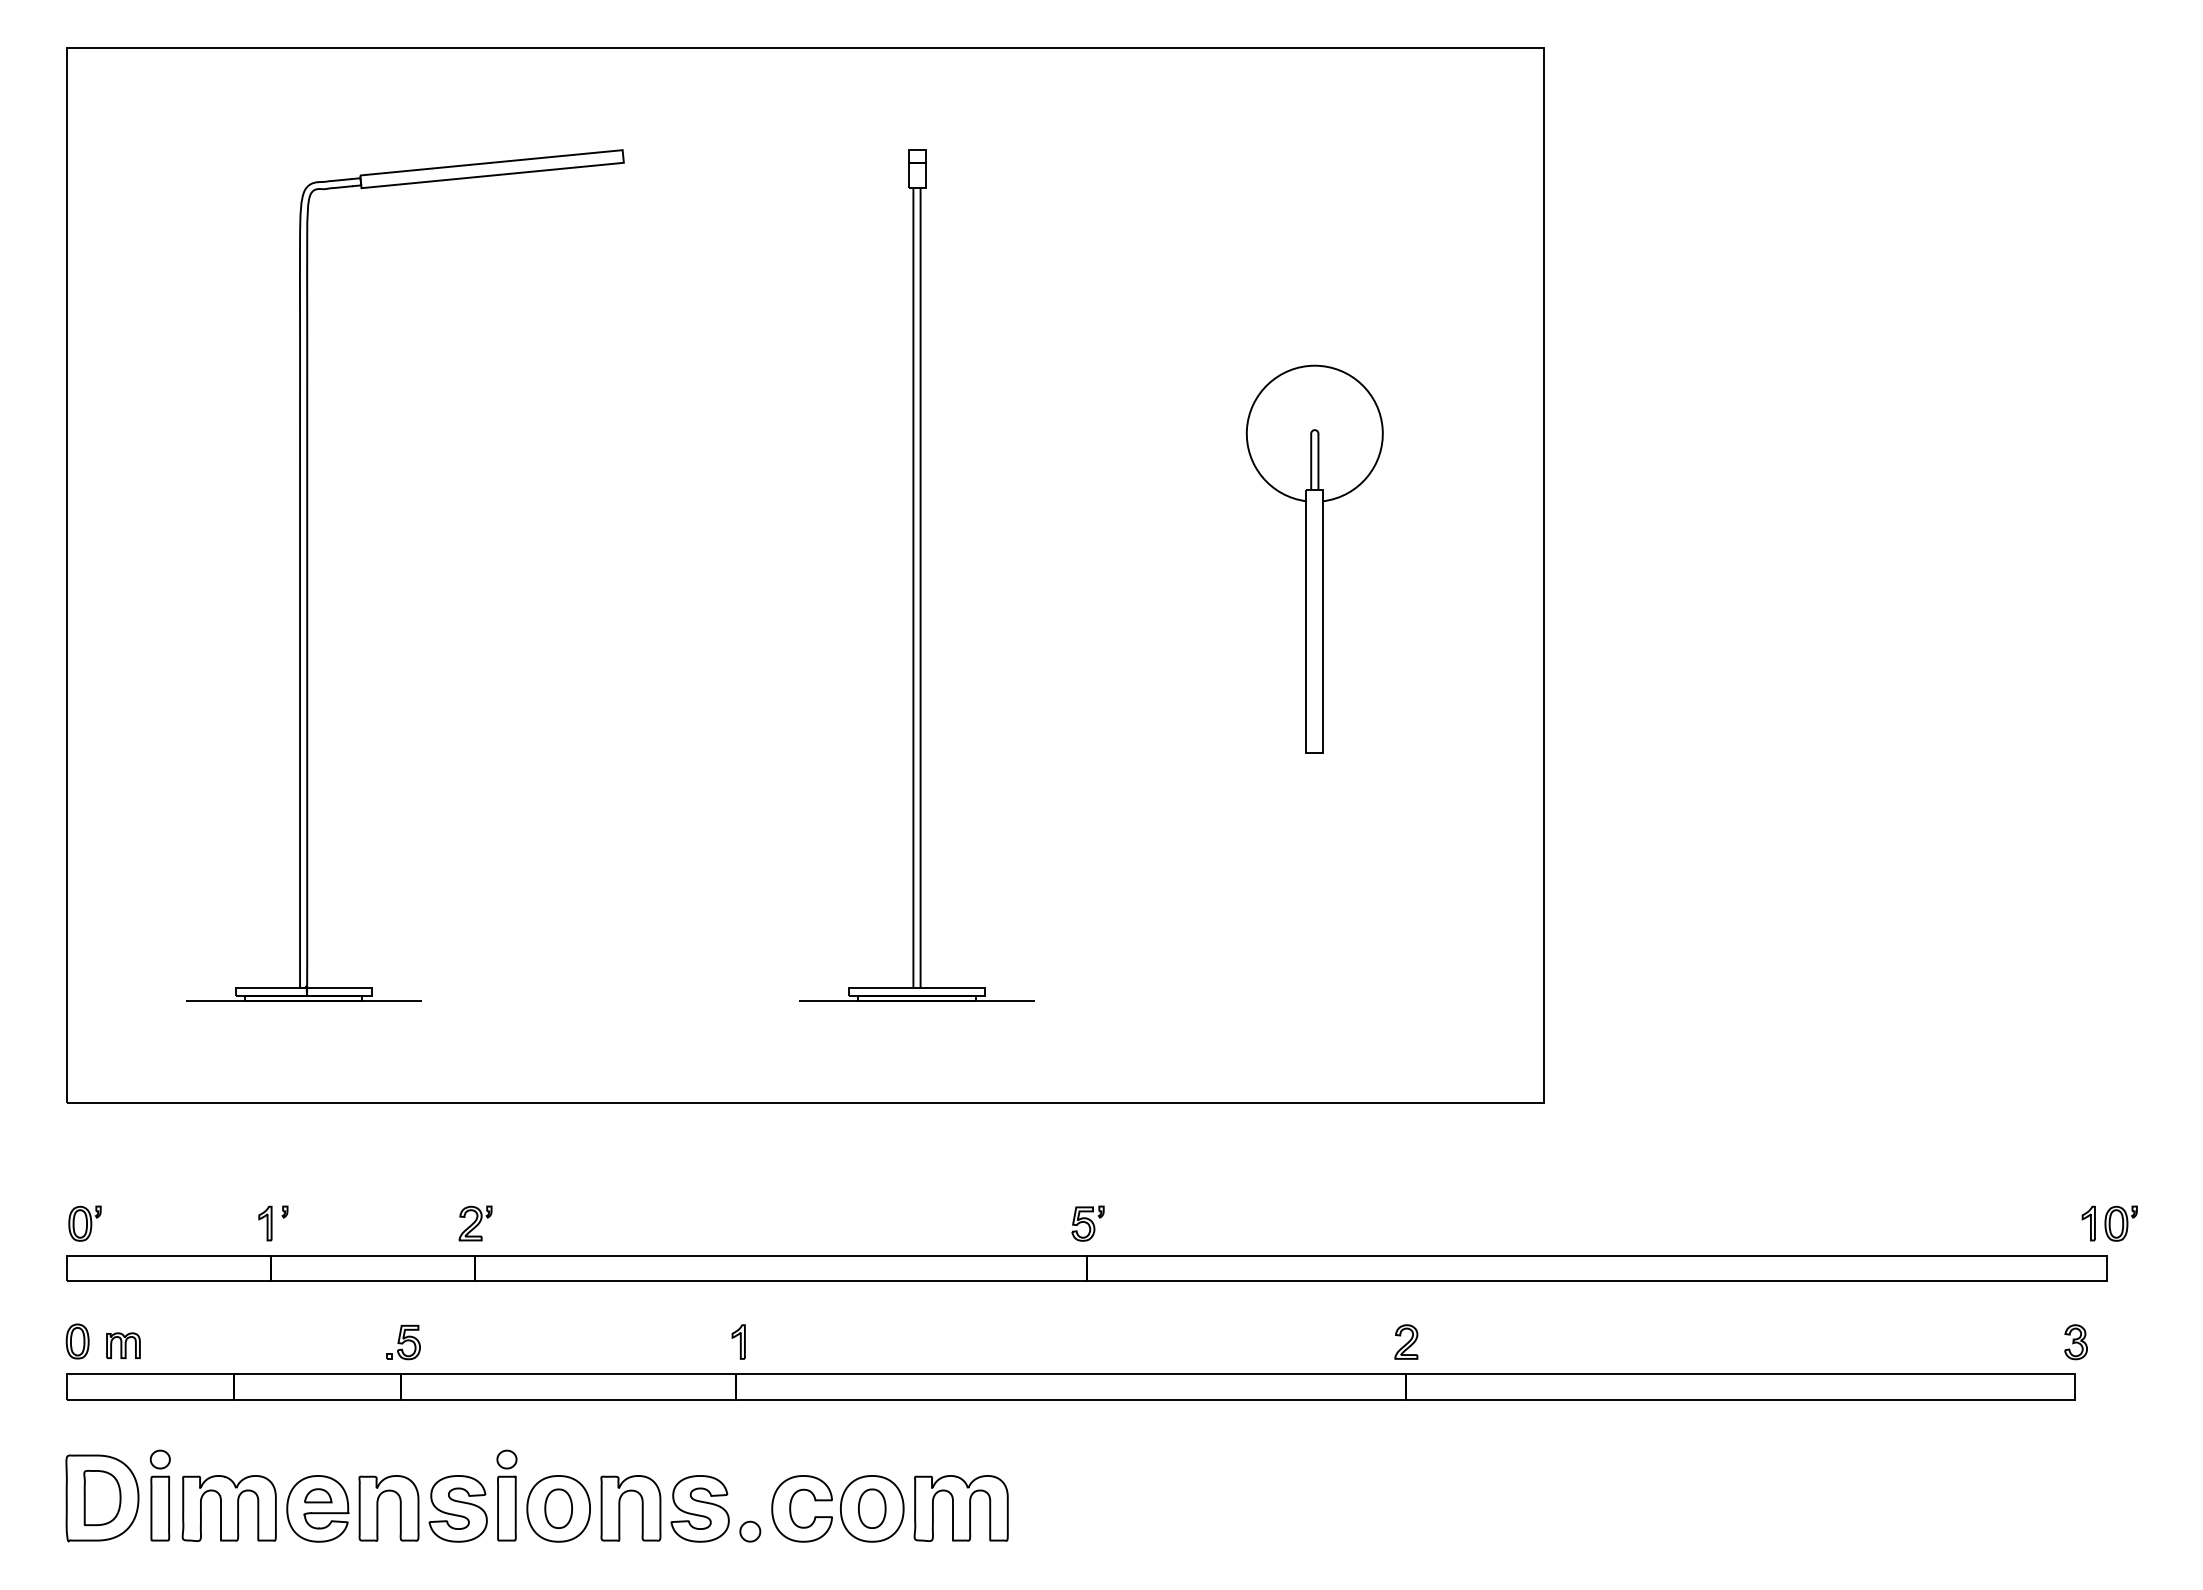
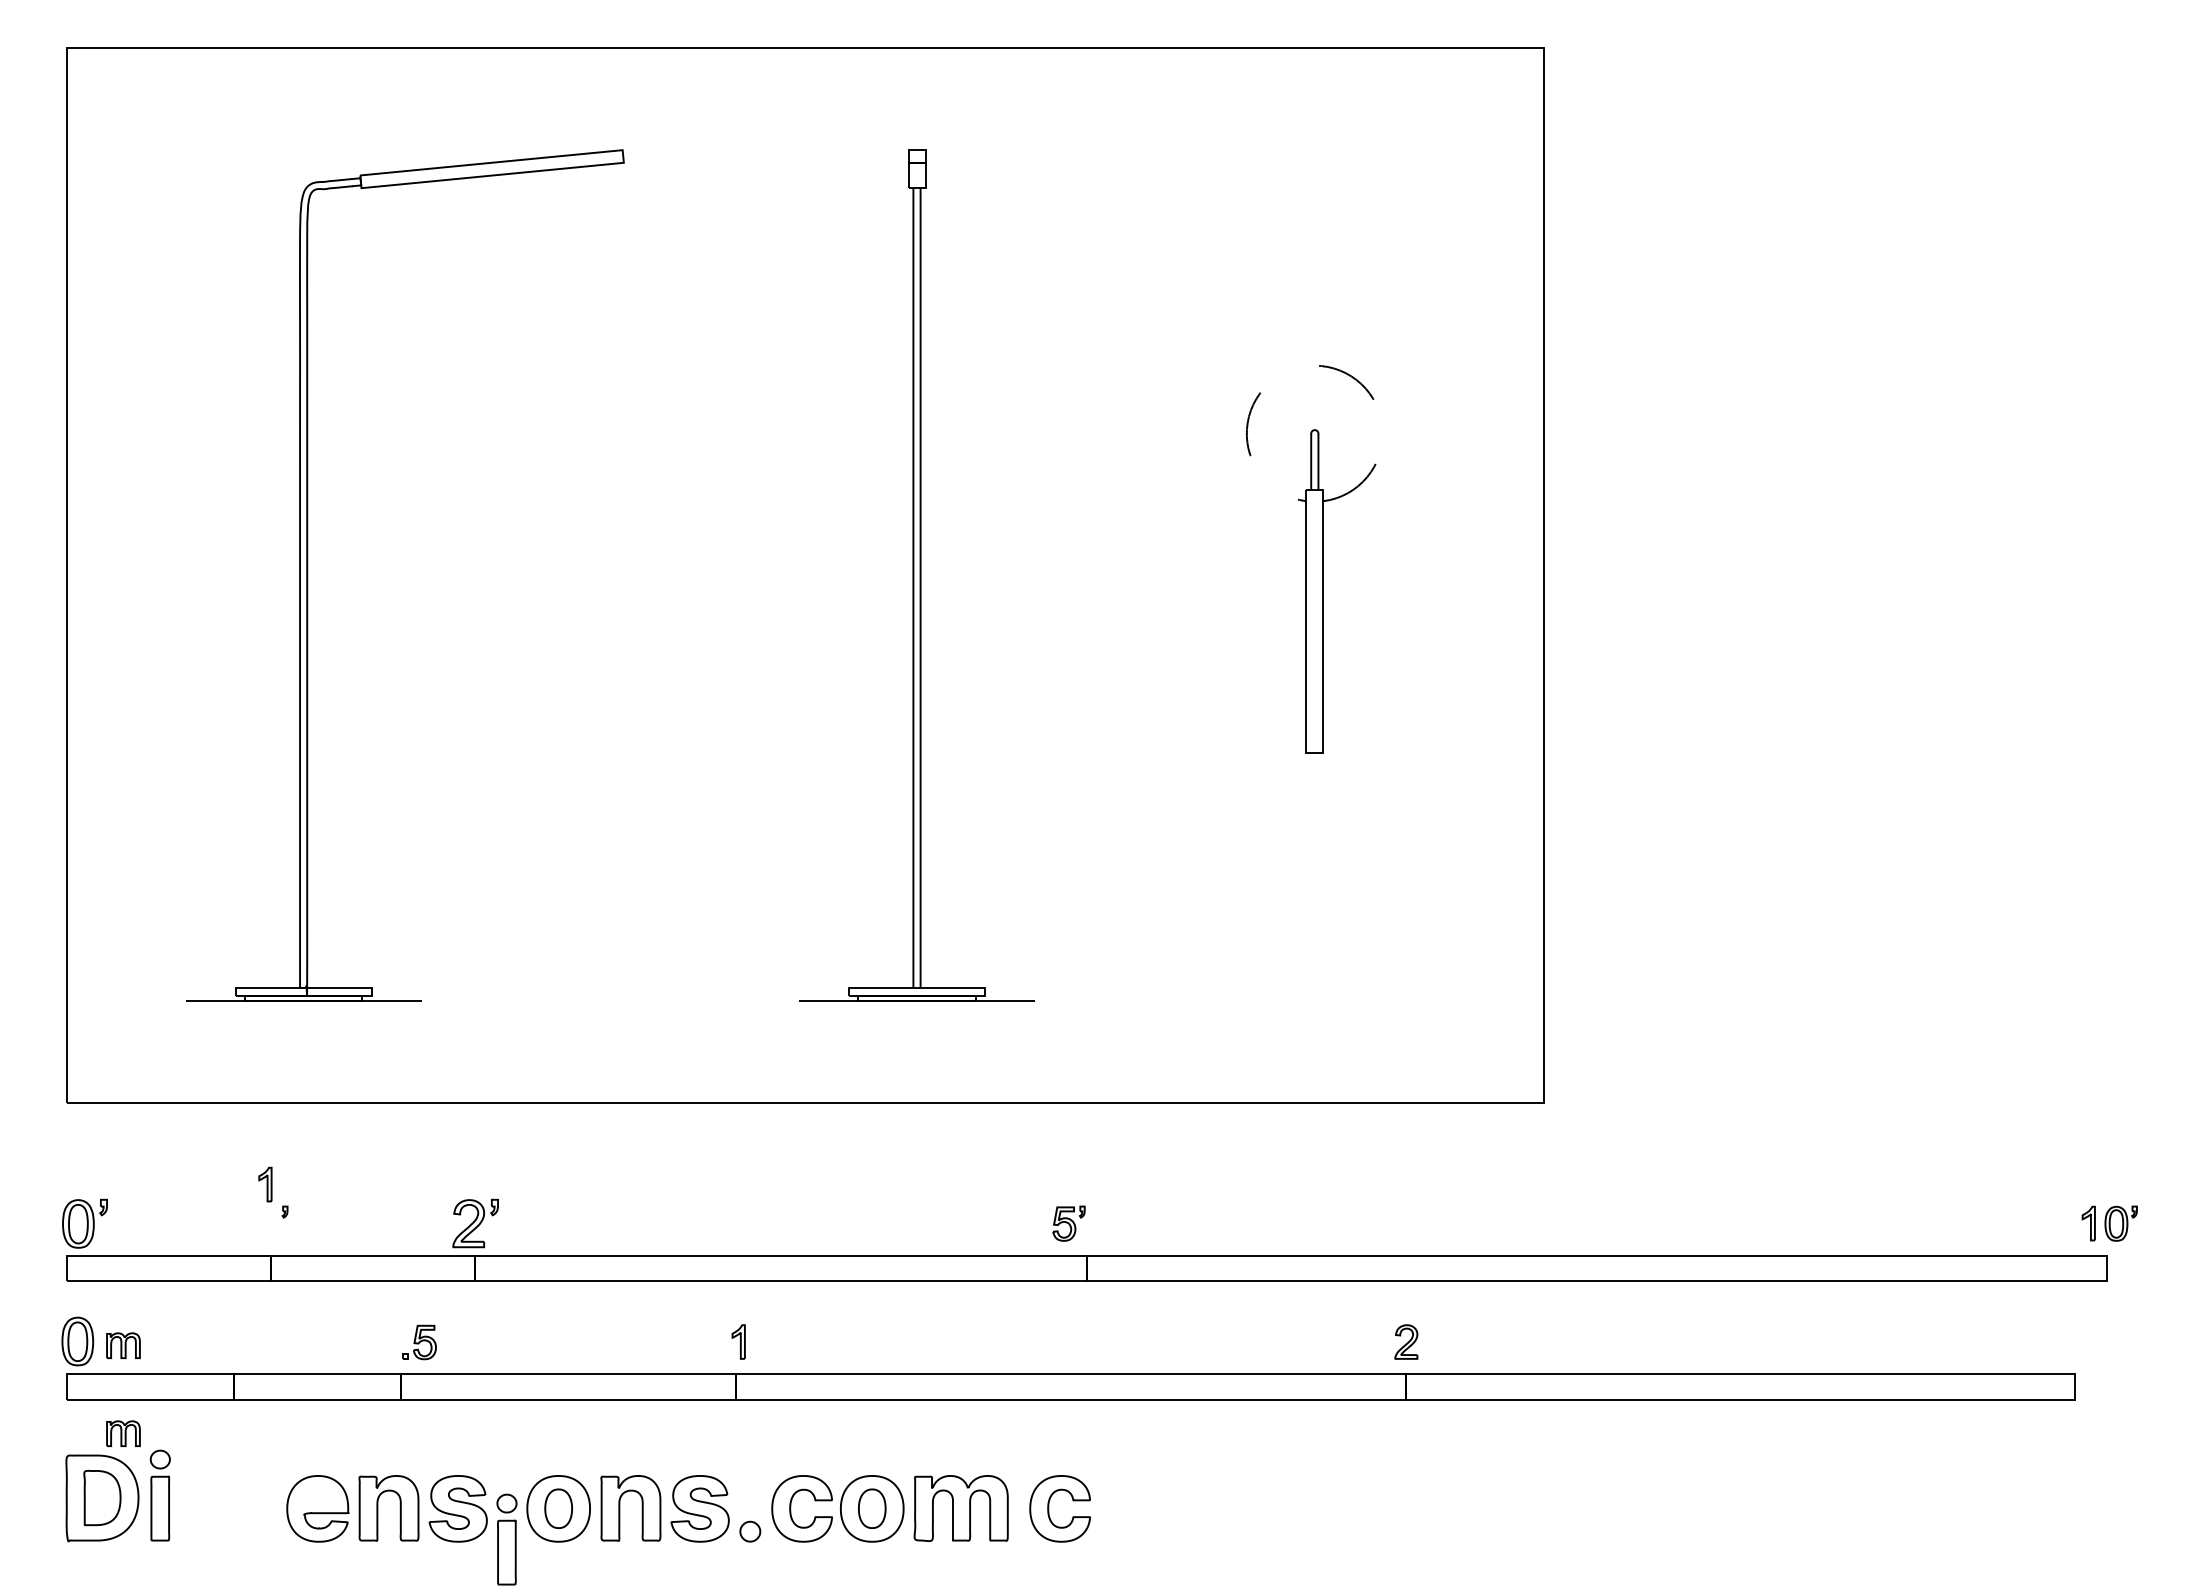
arc: solid -> dashed (1314, 365)
part size: 34x37 px -> 46x51 px (84, 1223)
part position: (265, 1223) -> (265, 1184) (265, 1184)
part size: 35x37 px -> 47x51 px (475, 1223)
part position: (1087, 1223) -> (1068, 1223) (1068, 1223)
part size: 25x37 px -> 34x51 px (77, 1341)
part position: (403, 1342) -> (419, 1342) (419, 1342)
part: present -> none (2075, 1342)
part: none -> present (123, 1433)
part: present -> none (318, 1495)
part position: (506, 1495) -> (506, 1539) (506, 1539)
part: present -> none (228, 1508)
part: none -> present (1049, 1508)
